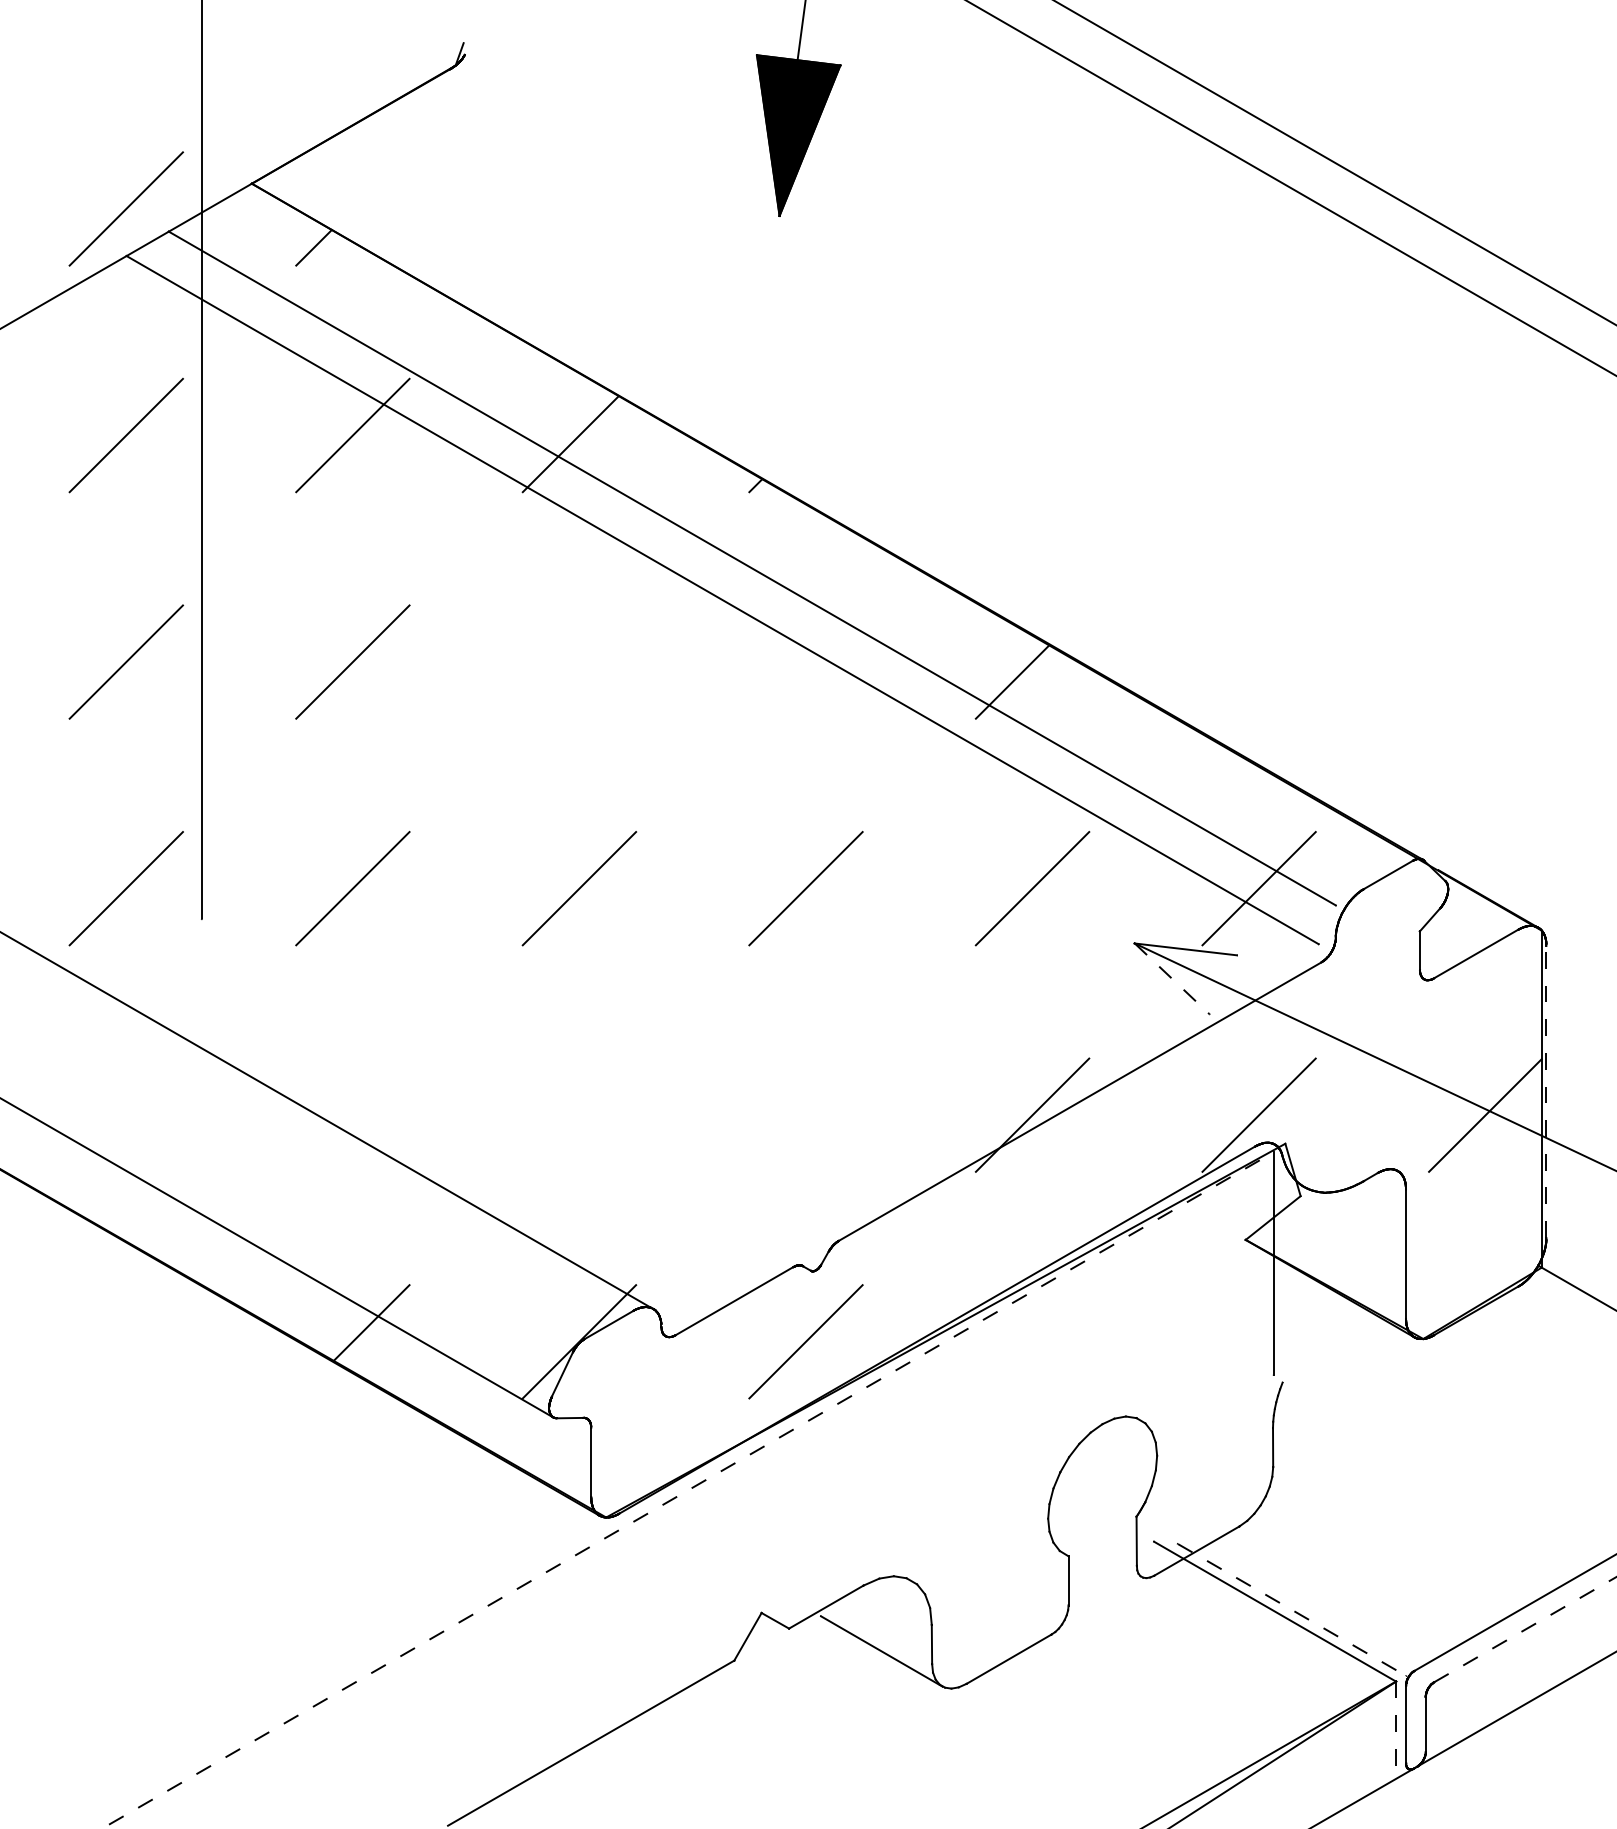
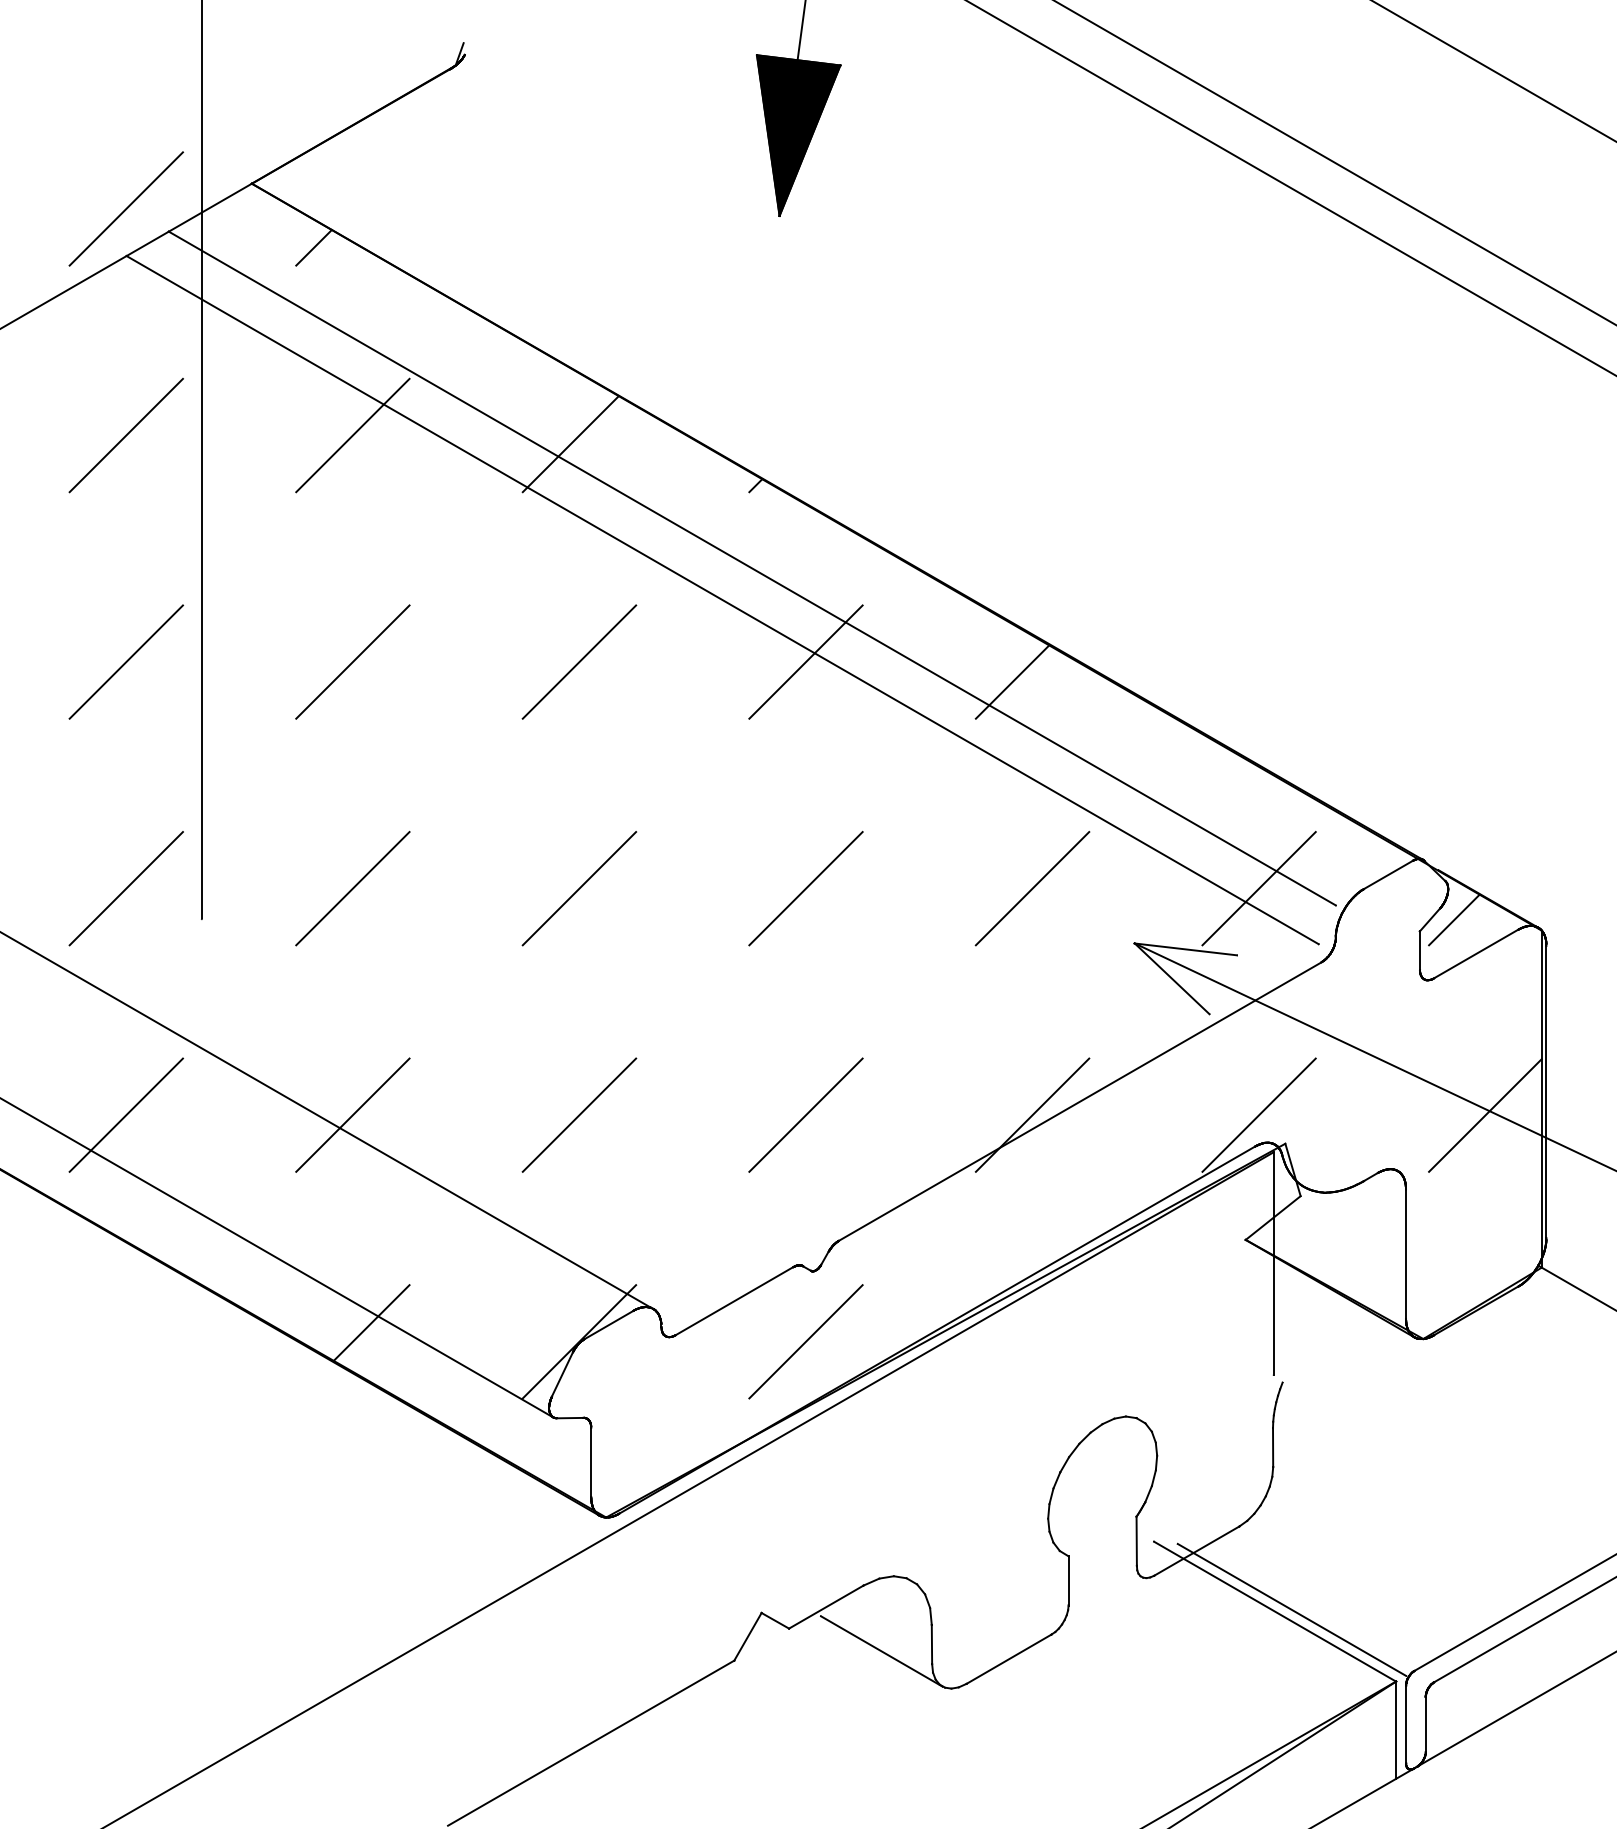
line: none -> present (1493, 71)
line: none -> present (579, 661)
line: none -> present (805, 661)
line: none -> present (1454, 919)
line: dashed -> solid (1172, 979)
line: dashed -> solid (1546, 1091)
line: none -> present (125, 1114)
line: none -> present (352, 1114)
line: none -> present (579, 1114)
line: none -> present (805, 1114)
line: dashed -> solid (688, 1490)
line: dashed -> solid (1291, 1609)
line: dashed -> solid (1524, 1629)
line: dashed -> solid (1396, 1730)
